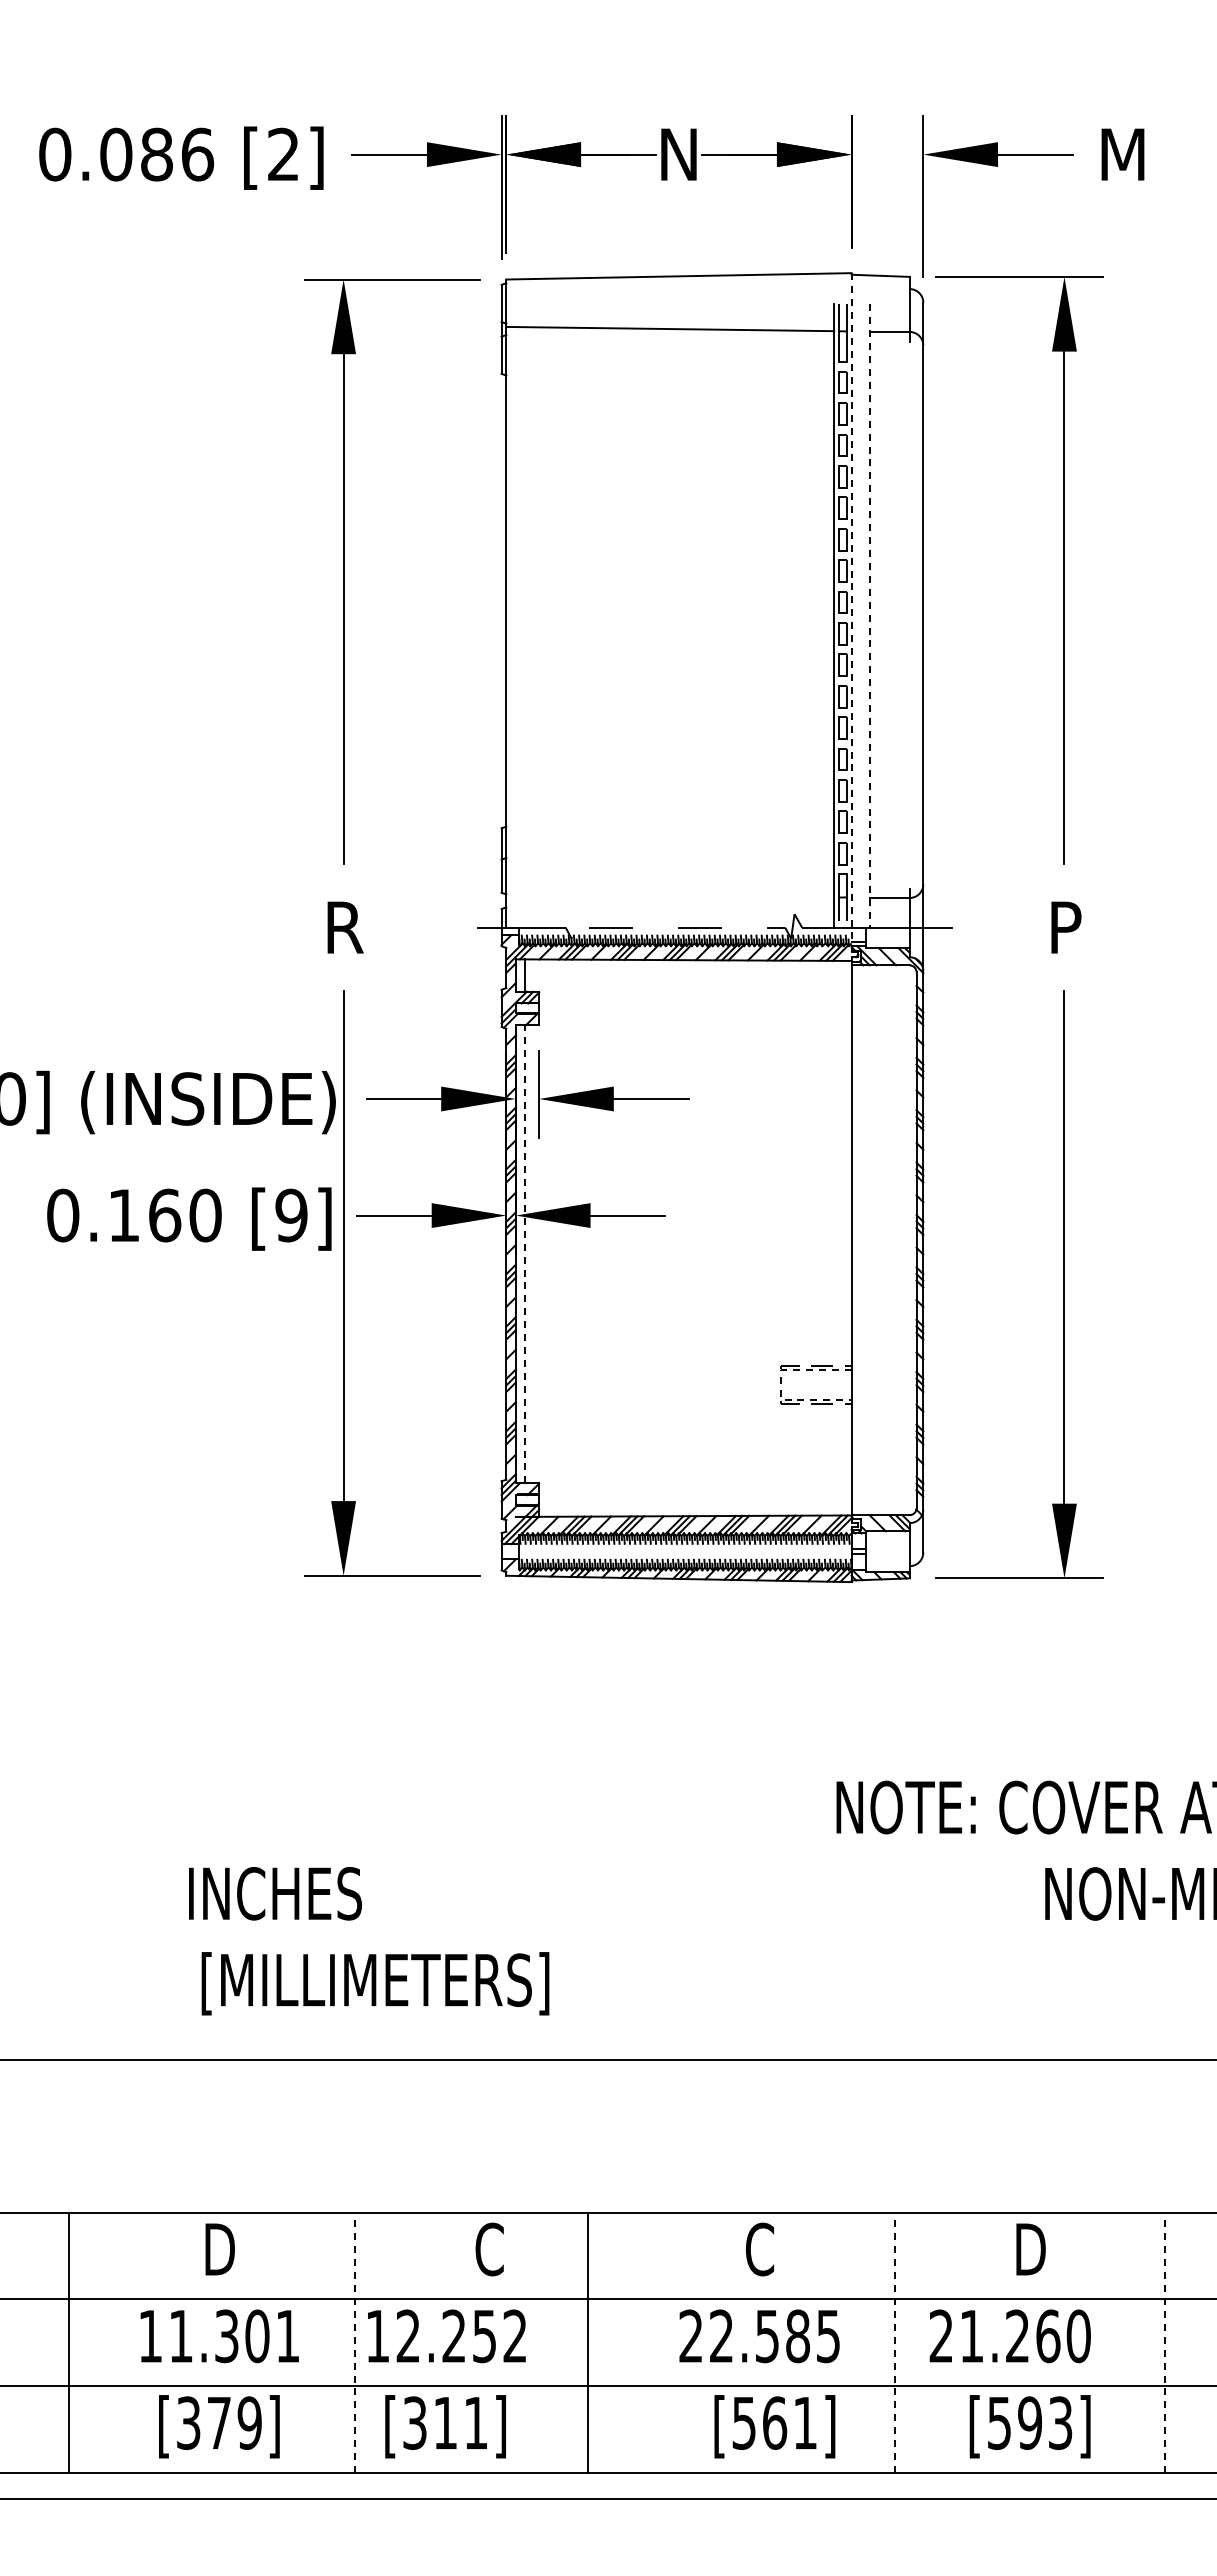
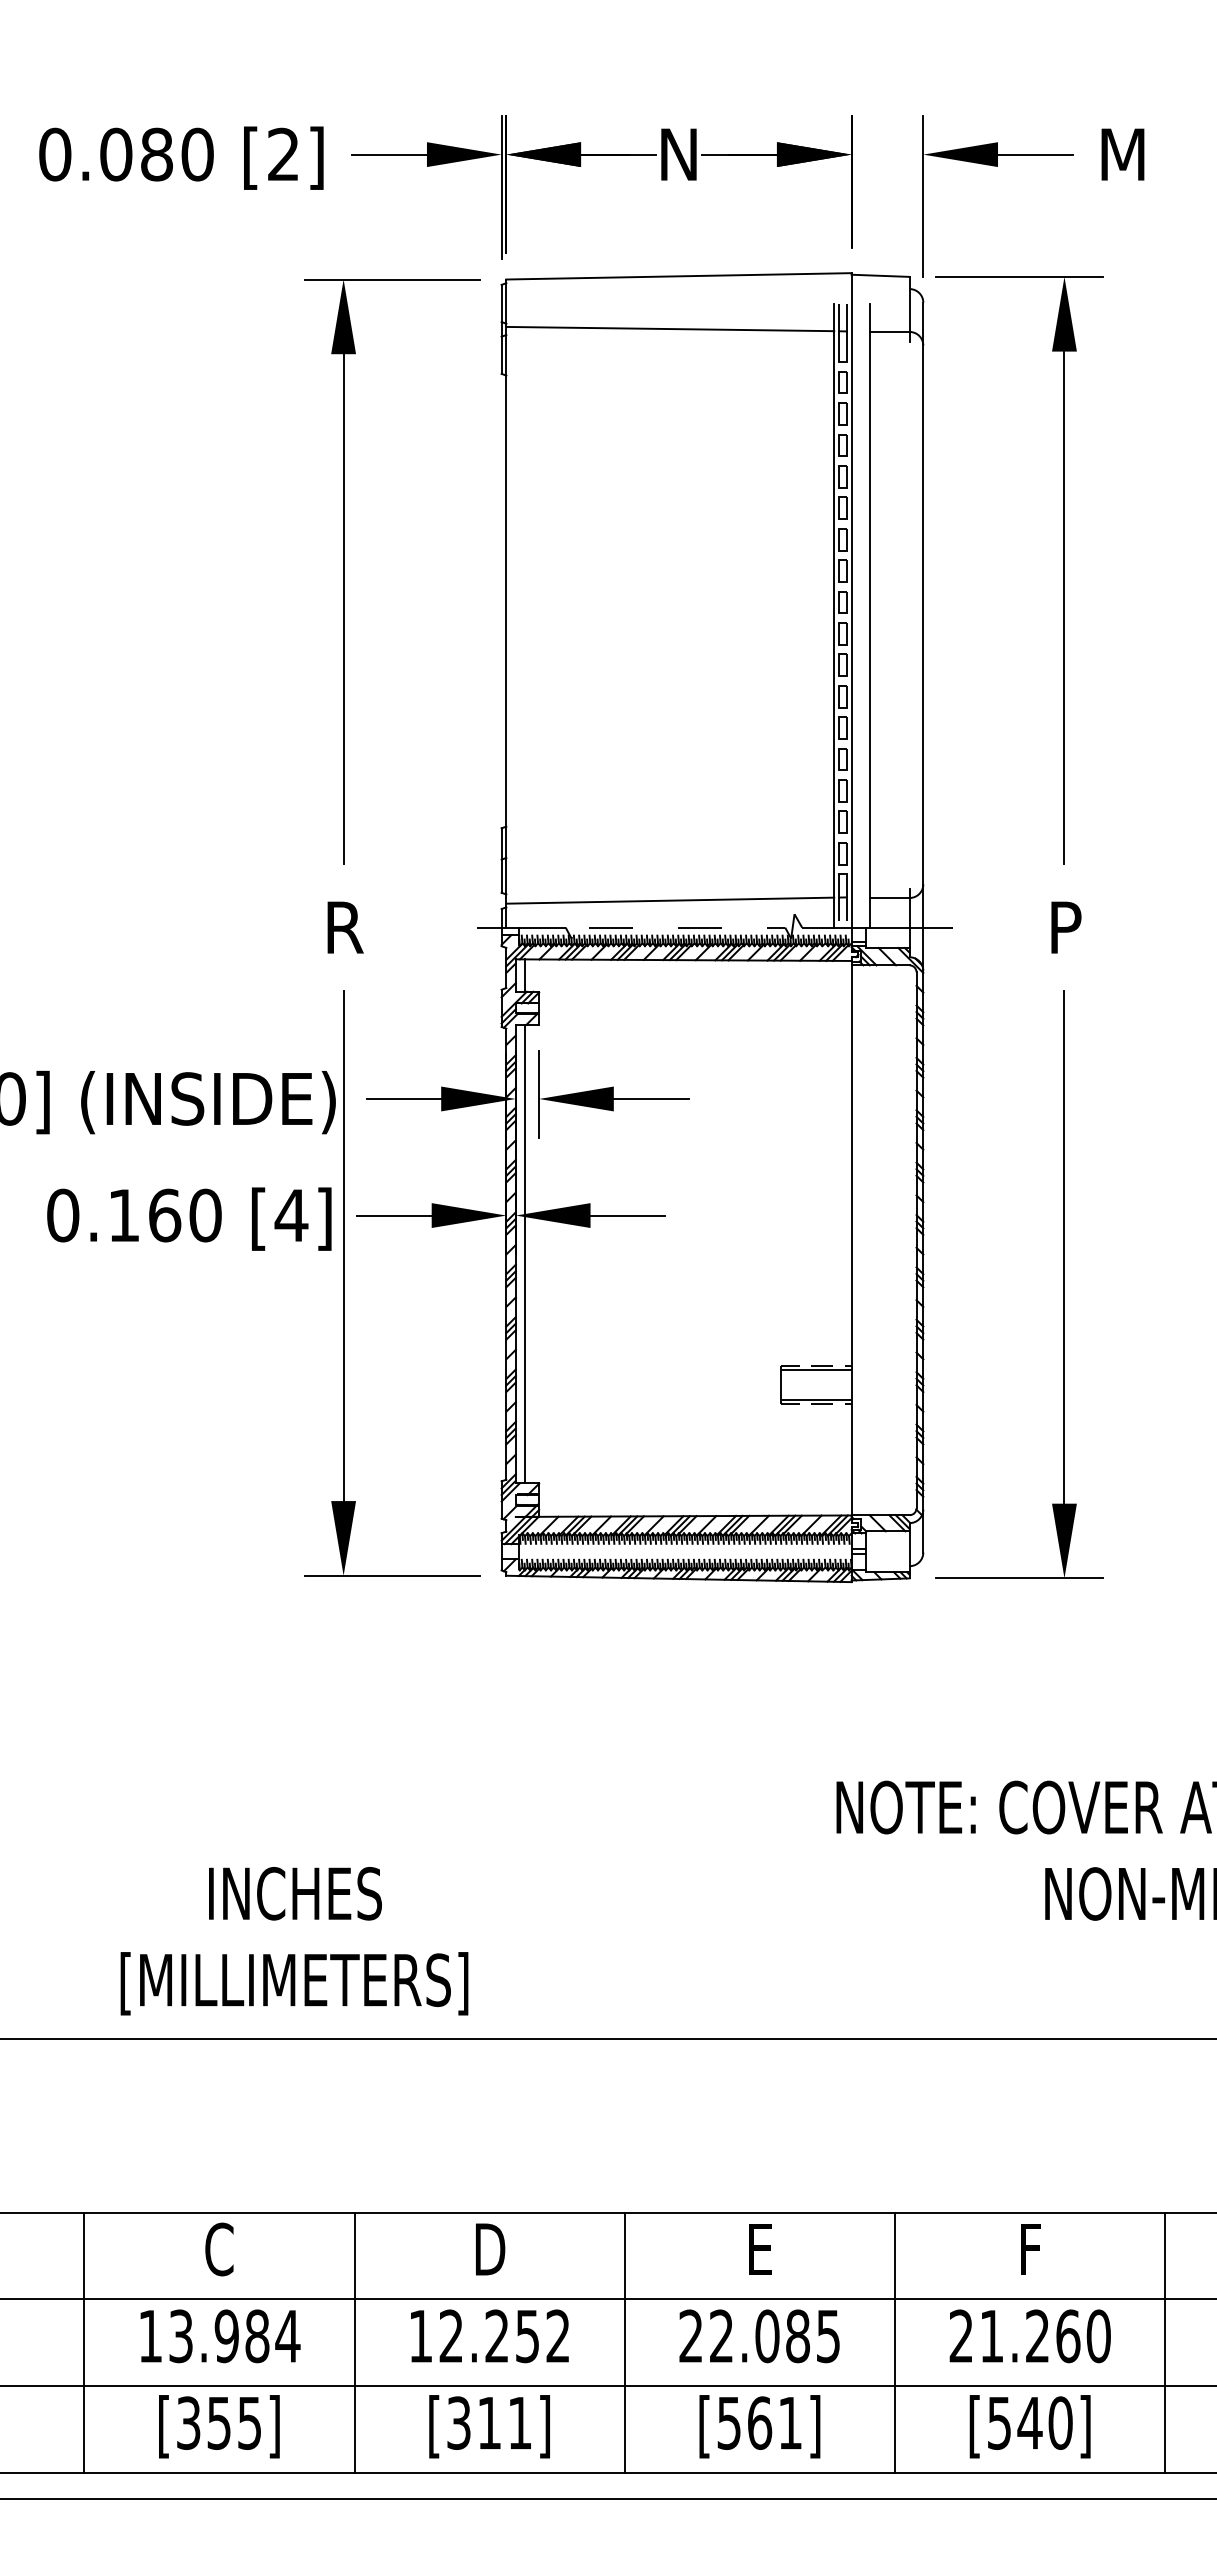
text: 0.086 -> 0.080 (197, 154)
line: dashed -> solid (851, 612)
line: dashed -> solid (869, 616)
line: none -> present (670, 900)
text: [9] -> [4] (291, 1215)
line: dashed -> solid (525, 1253)
line: dashed -> solid (781, 1385)
text position: (275, 1893) -> (295, 1893) (295, 1893)
text position: (375, 1983) -> (294, 1983) (294, 1983)
line position: (607, 2059) -> (607, 2038) (607, 2038)
text: D -> C (219, 2249)
text: C -> D (490, 2249)
text: C -> E (759, 2249)
text: D -> F (1030, 2249)
text: 11.301 -> 13.984 (234, 2336)
text position: (446, 2336) -> (489, 2336) (489, 2336)
text: 22.585 -> 22.085 (767, 2336)
text position: (1009, 2336) -> (1029, 2336) (1029, 2336)
line position: (69, 2342) -> (84, 2342) (84, 2342)
line: dashed -> solid (354, 2342)
line position: (587, 2342) -> (624, 2342) (624, 2342)
line: dashed -> solid (895, 2342)
line: dashed -> solid (1165, 2342)
text: [379] -> [355] (234, 2422)
text: [593] -> [540] (1044, 2422)
text position: (445, 2426) -> (489, 2426) (489, 2426)
text position: (774, 2426) -> (759, 2426) (759, 2426)
